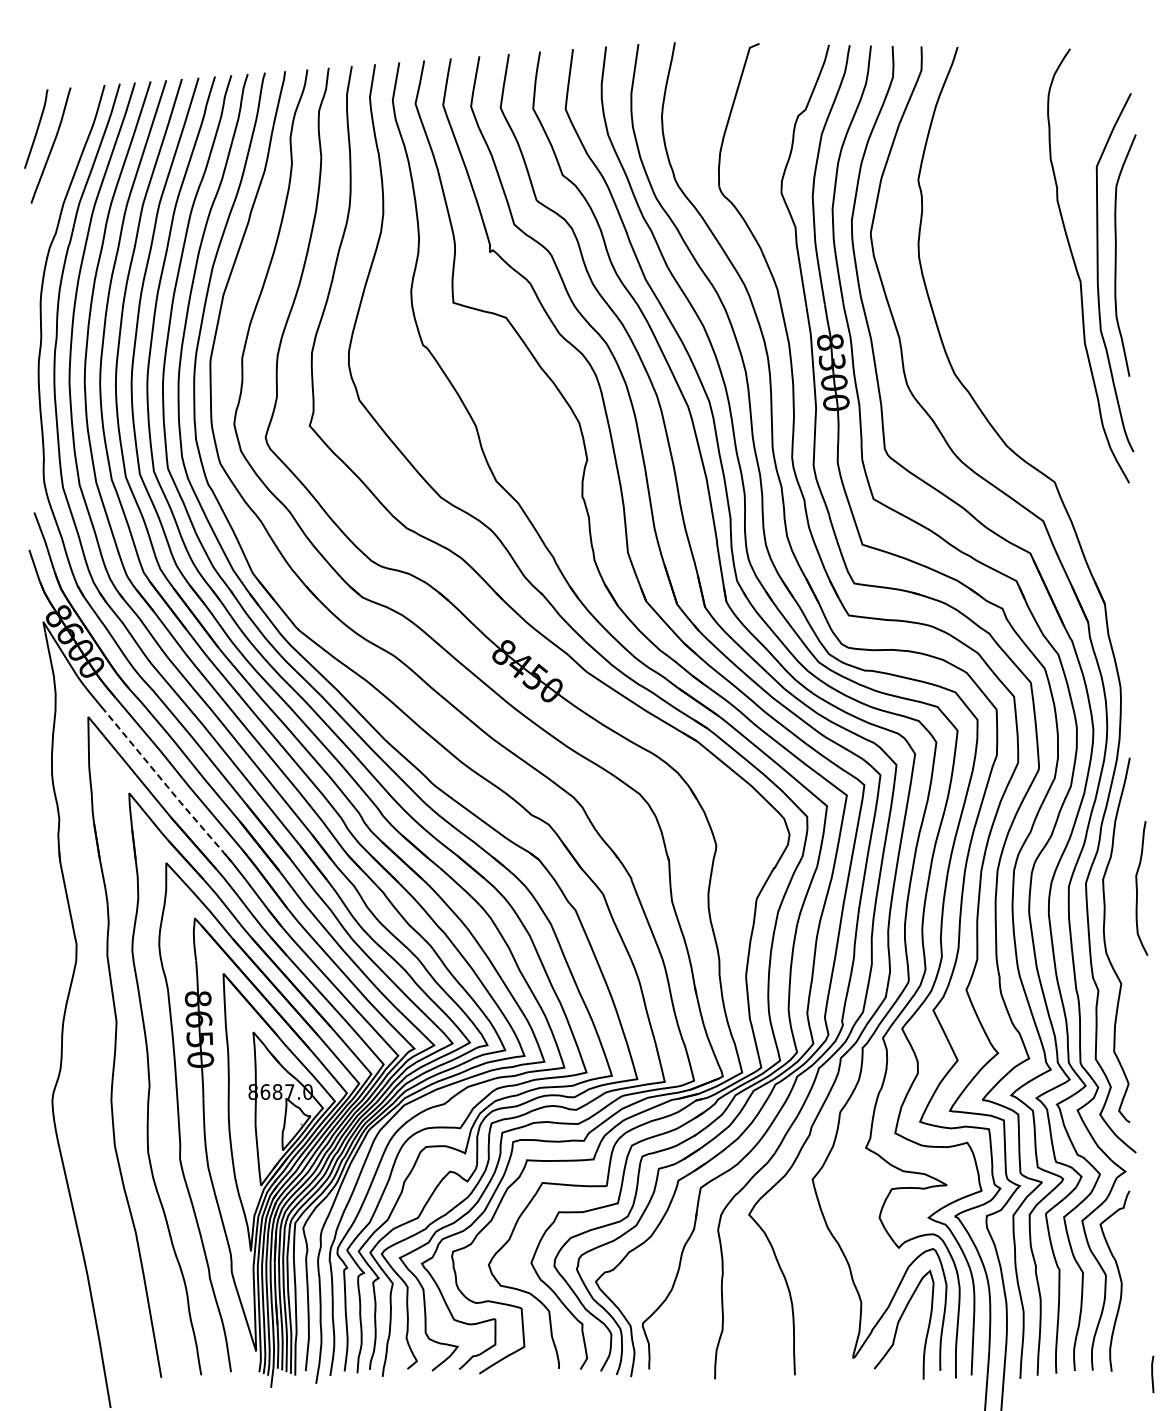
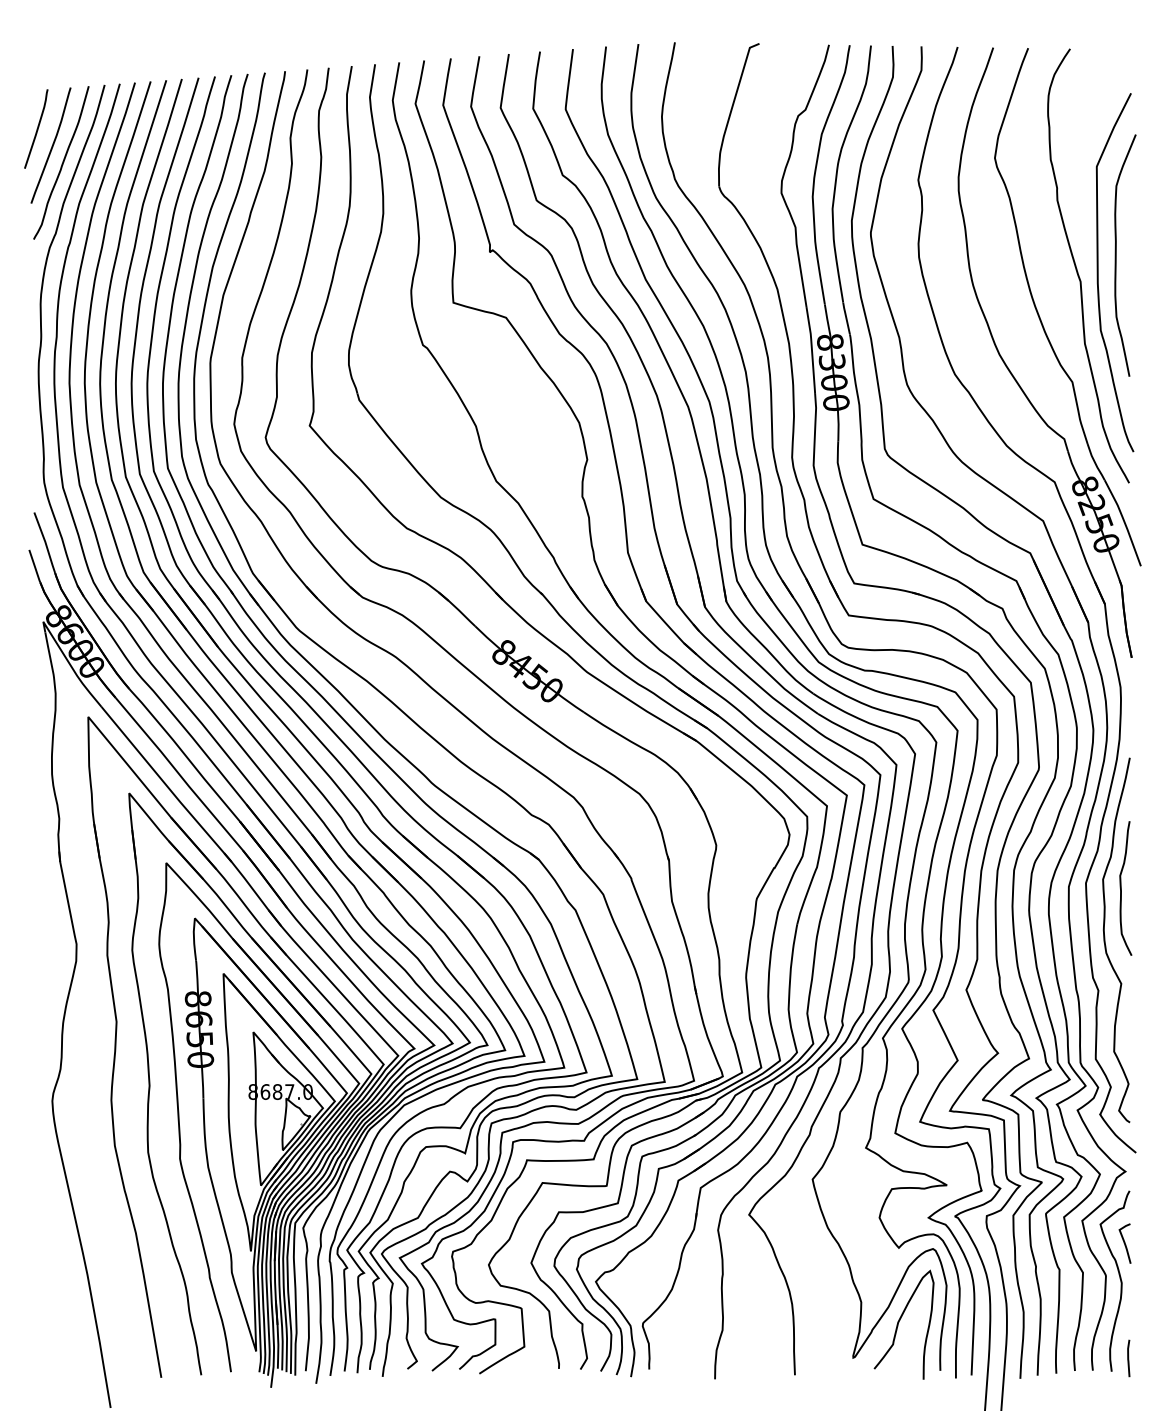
curve: none -> present (62, 162)
part: none -> present (1049, 352)
line: dashed -> solid (167, 786)
curve position: (1137, 888) -> (1121, 888) (1121, 888)
curve: none -> present (1124, 1243)
curve position: (1152, 1374) -> (1128, 1358) (1128, 1358)
